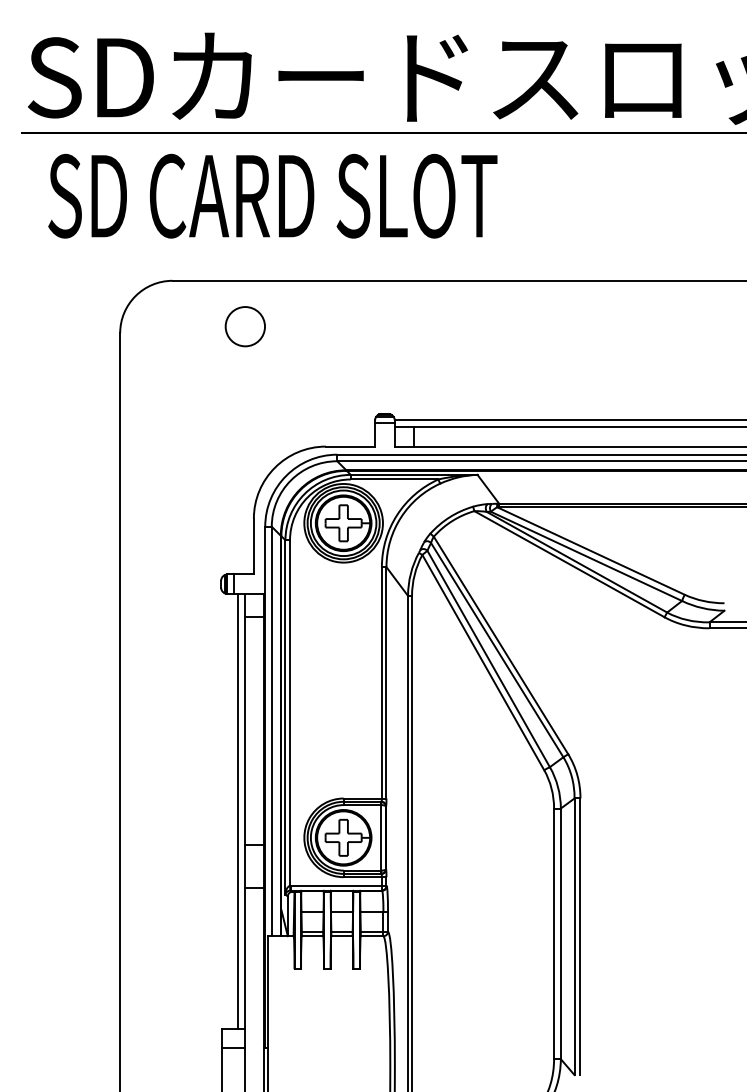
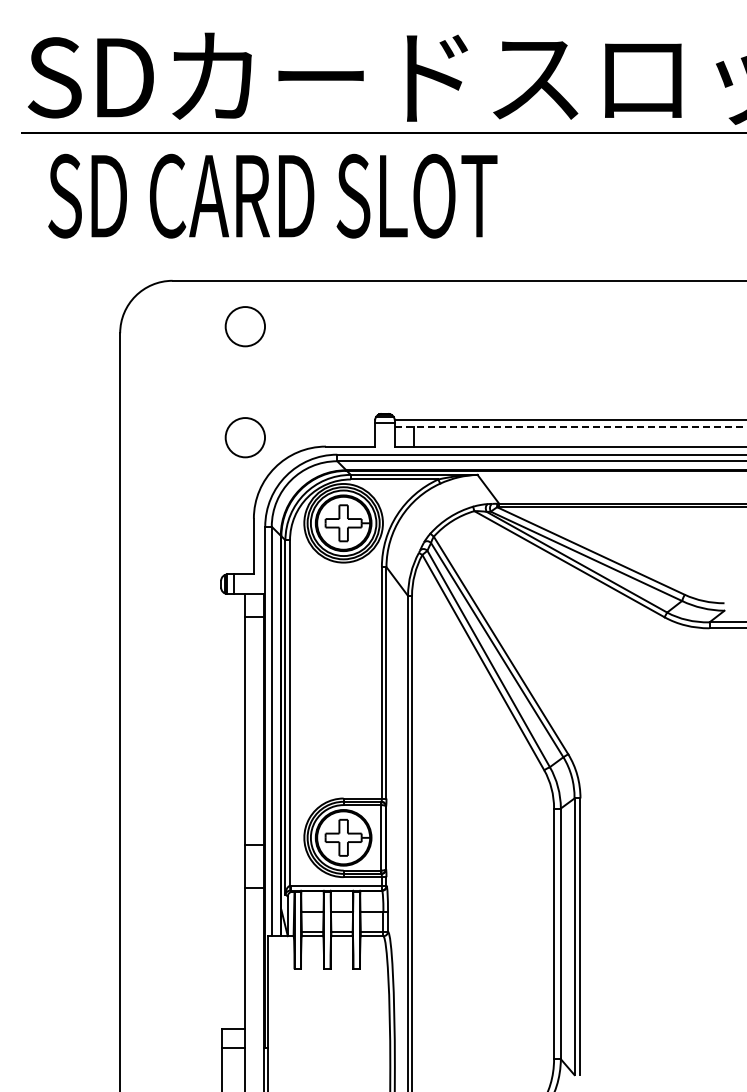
line: solid -> dashed (570, 426)
circle: none -> present (244, 437)
line: present -> none (238, 811)
